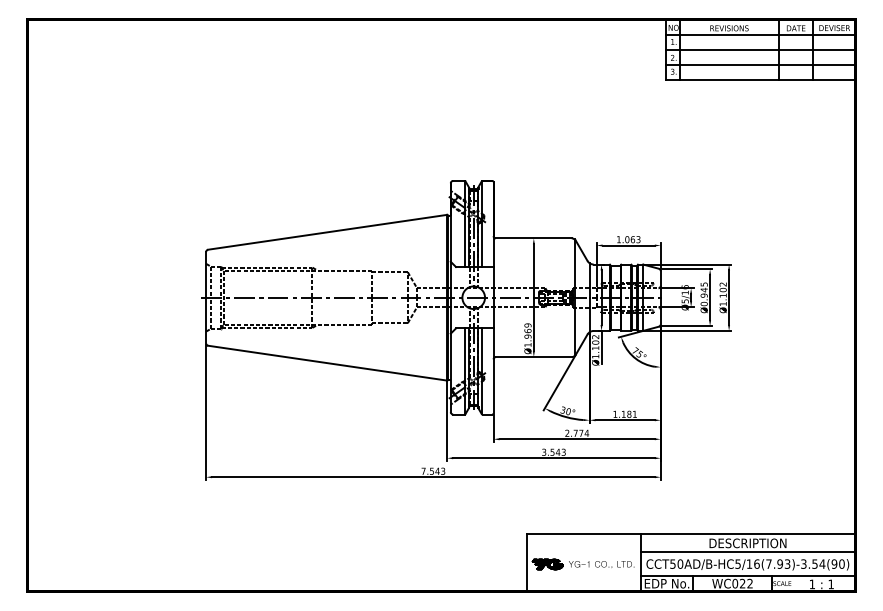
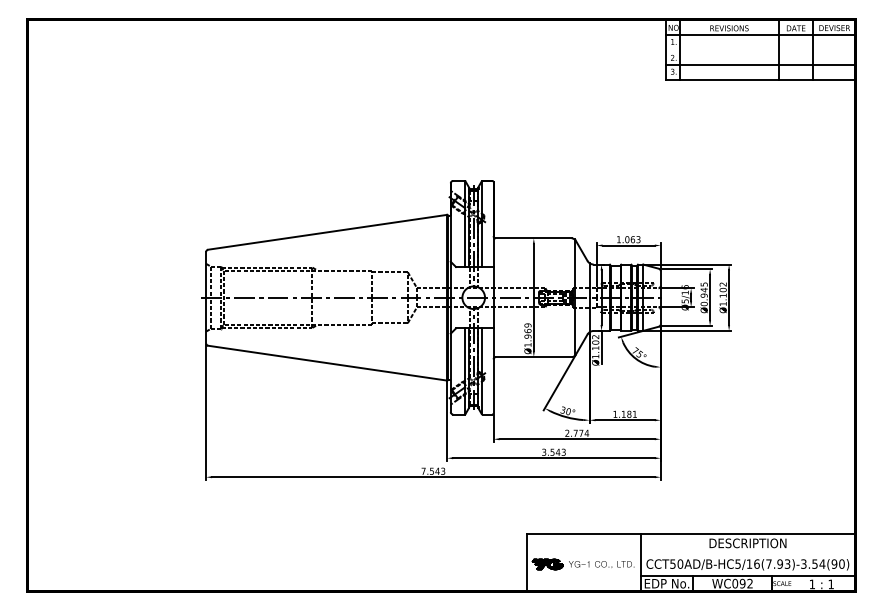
line: present -> none (760, 49)
line: present -> none (747, 552)
text: WC022 -> WC092 (742, 583)
